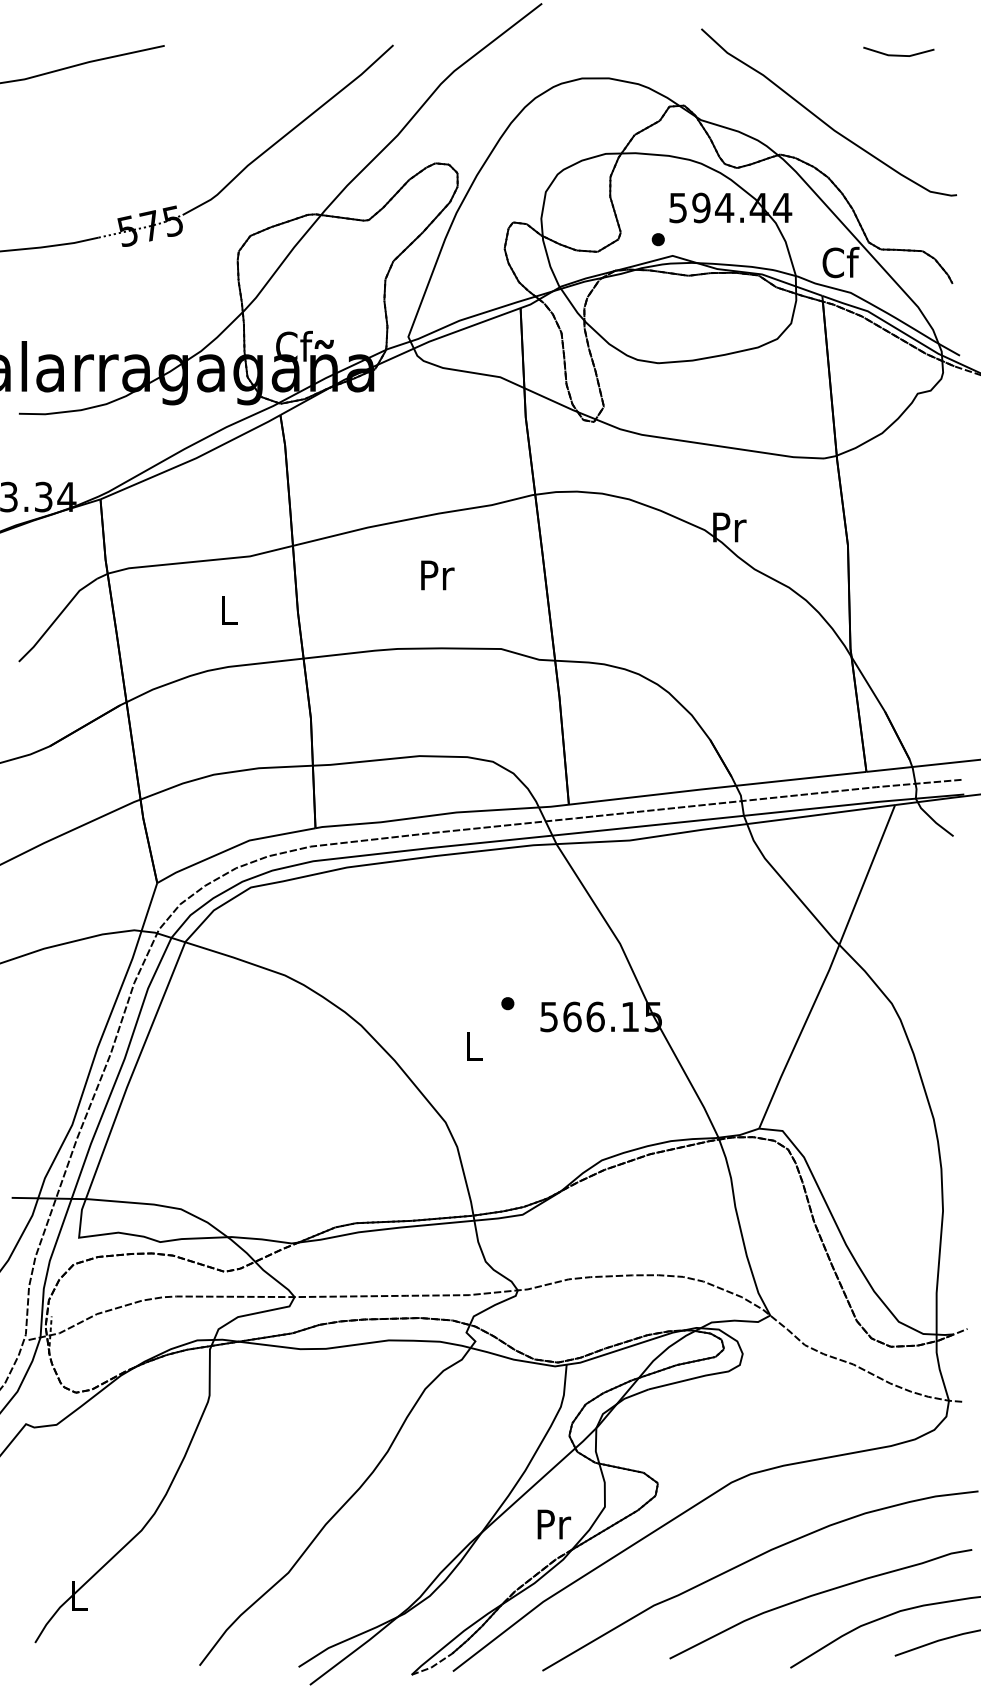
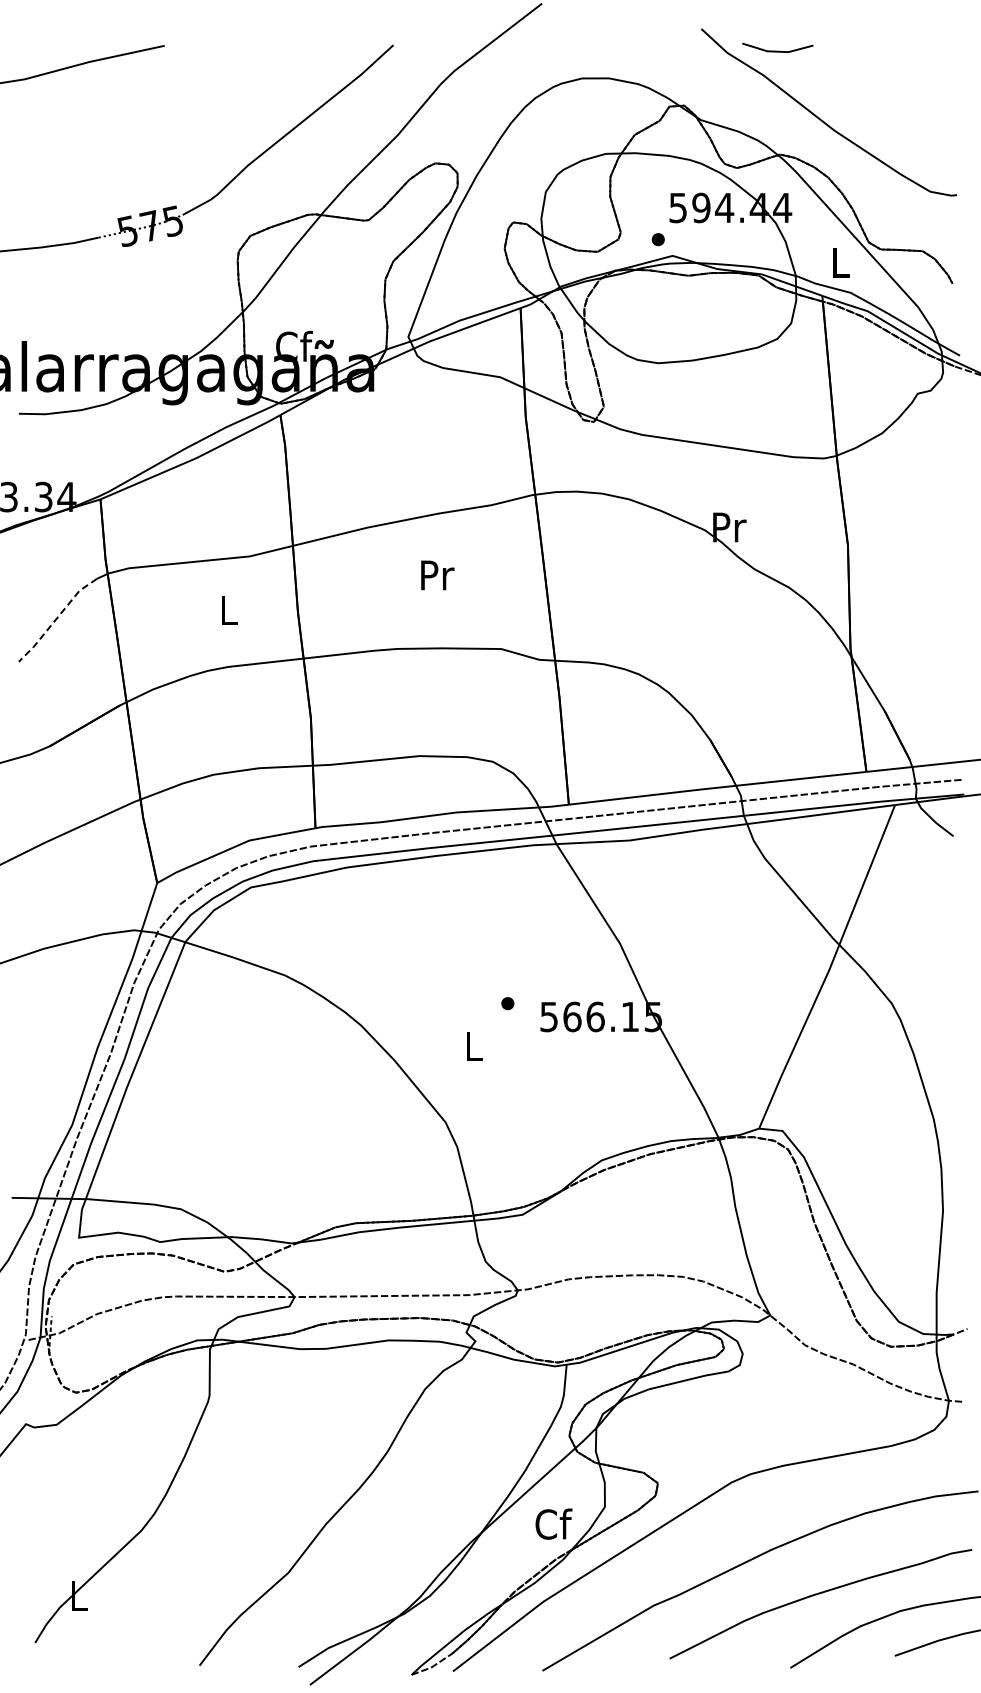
line position: (898, 54) -> (777, 50) (777, 50)
text: Cf -> L (840, 262)
line: solid -> dashed (56, 618)
text: Pr -> Cf (553, 1523)
